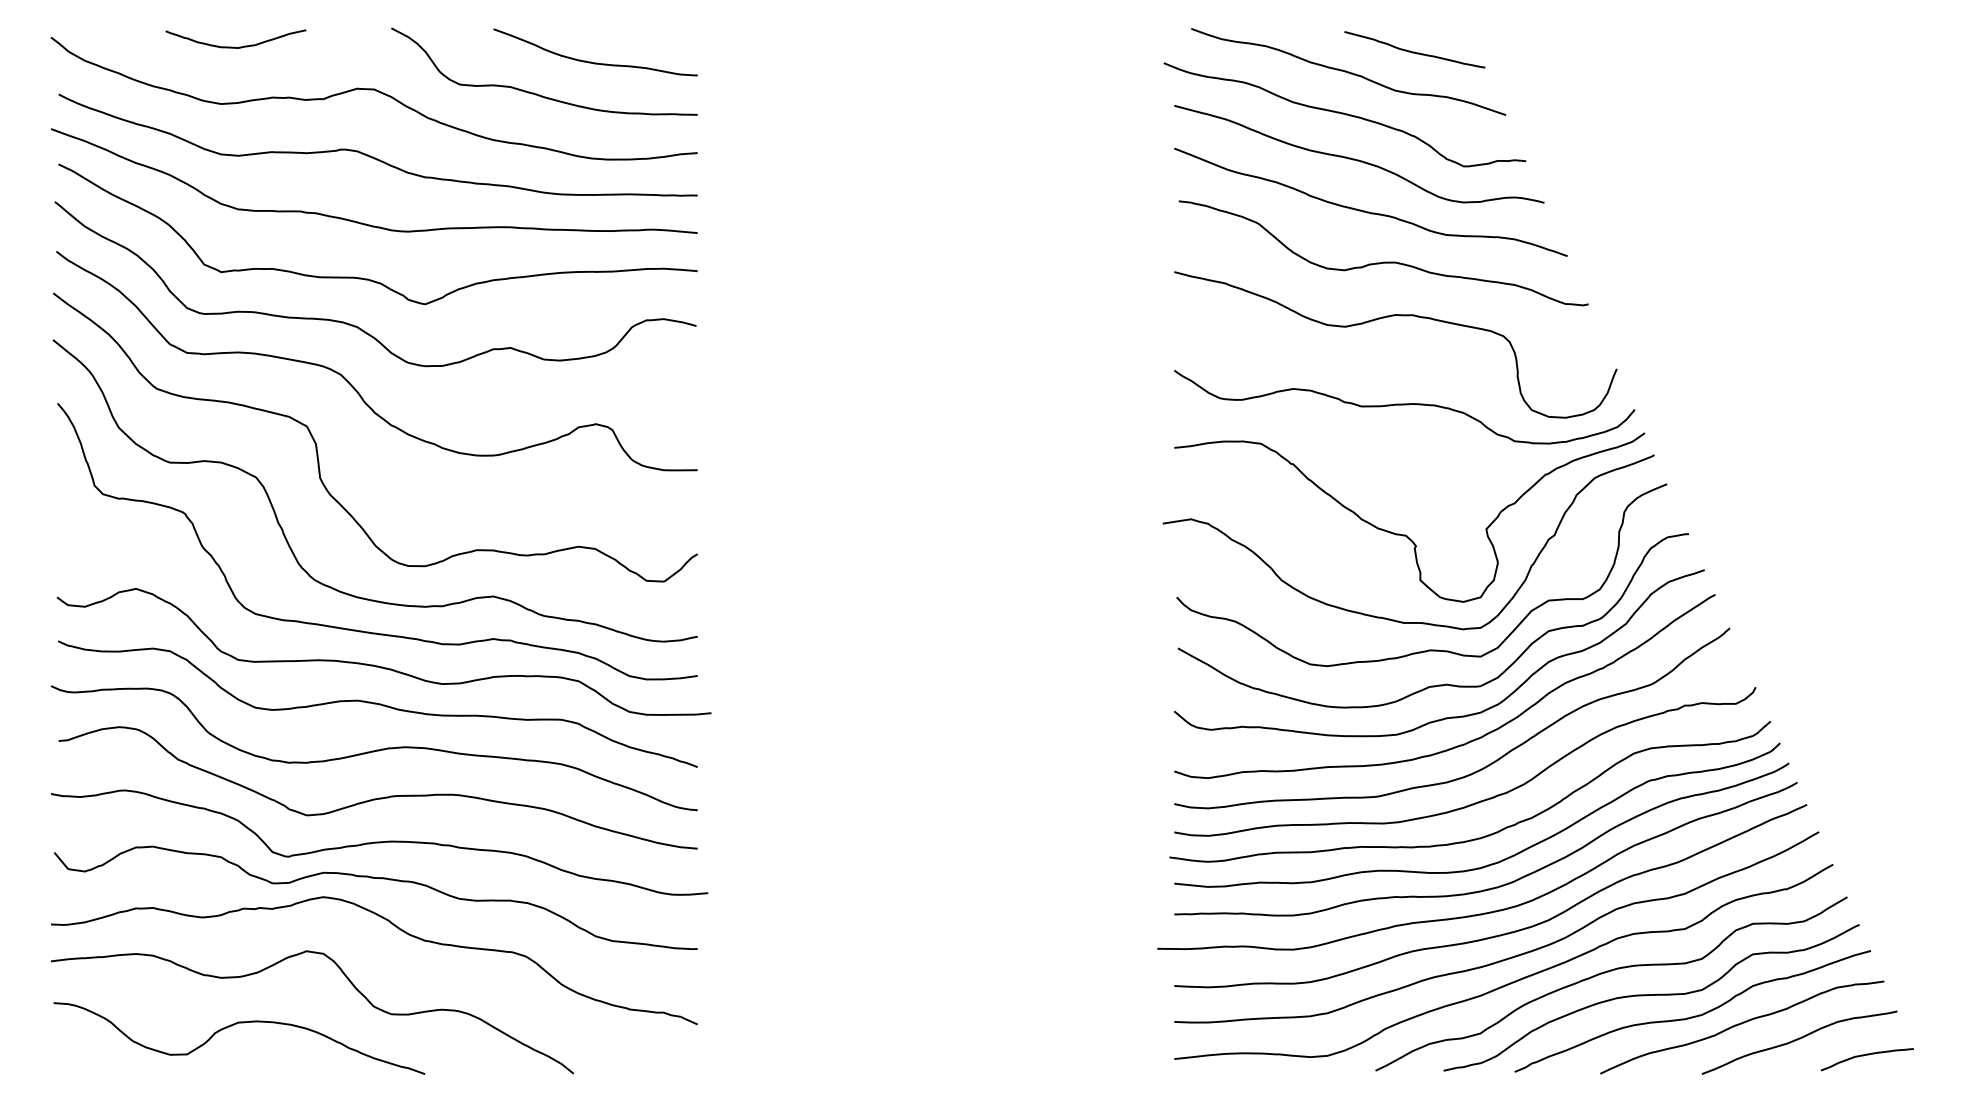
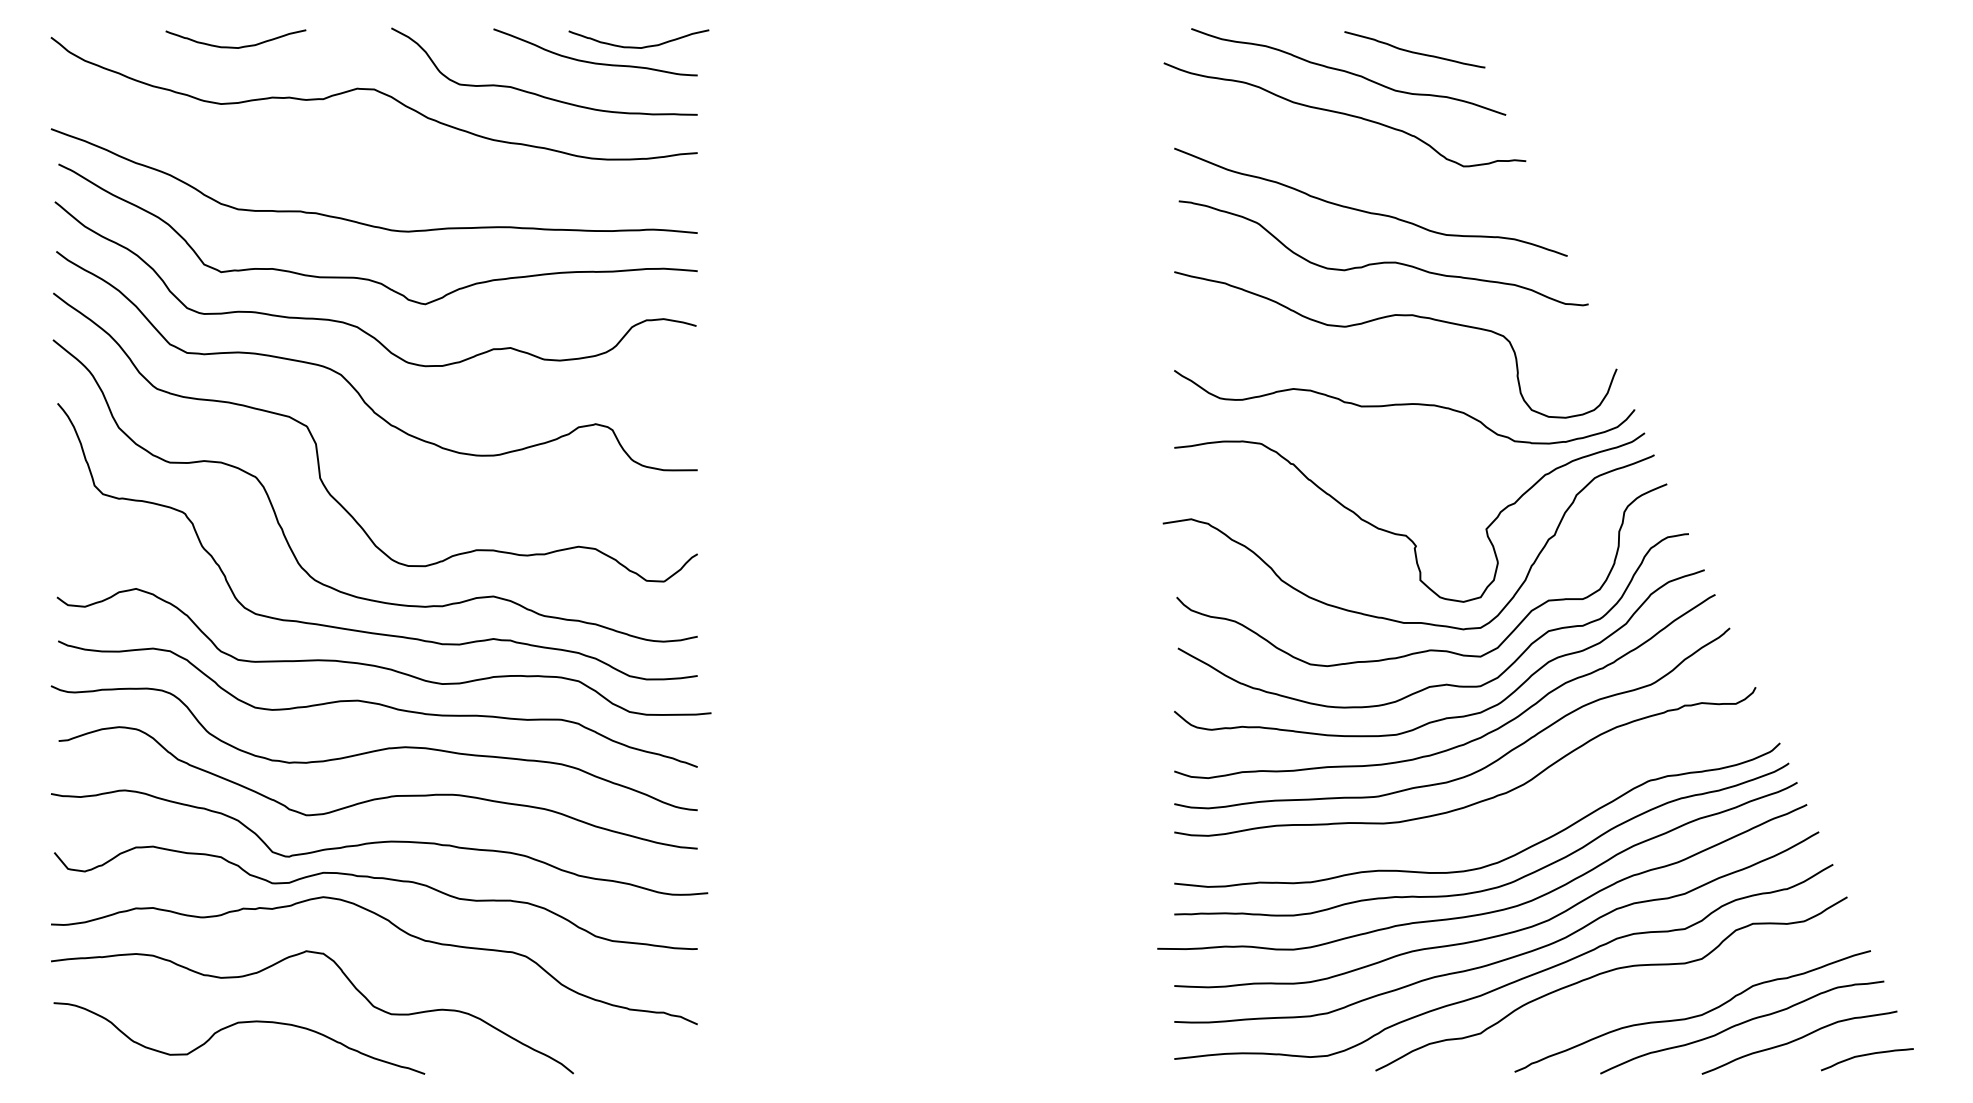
curve: none -> present (637, 46)
curve: present -> none (373, 156)
curve: present -> none (1358, 159)
curve: present -> none (1485, 835)
curve: present -> none (1651, 995)
